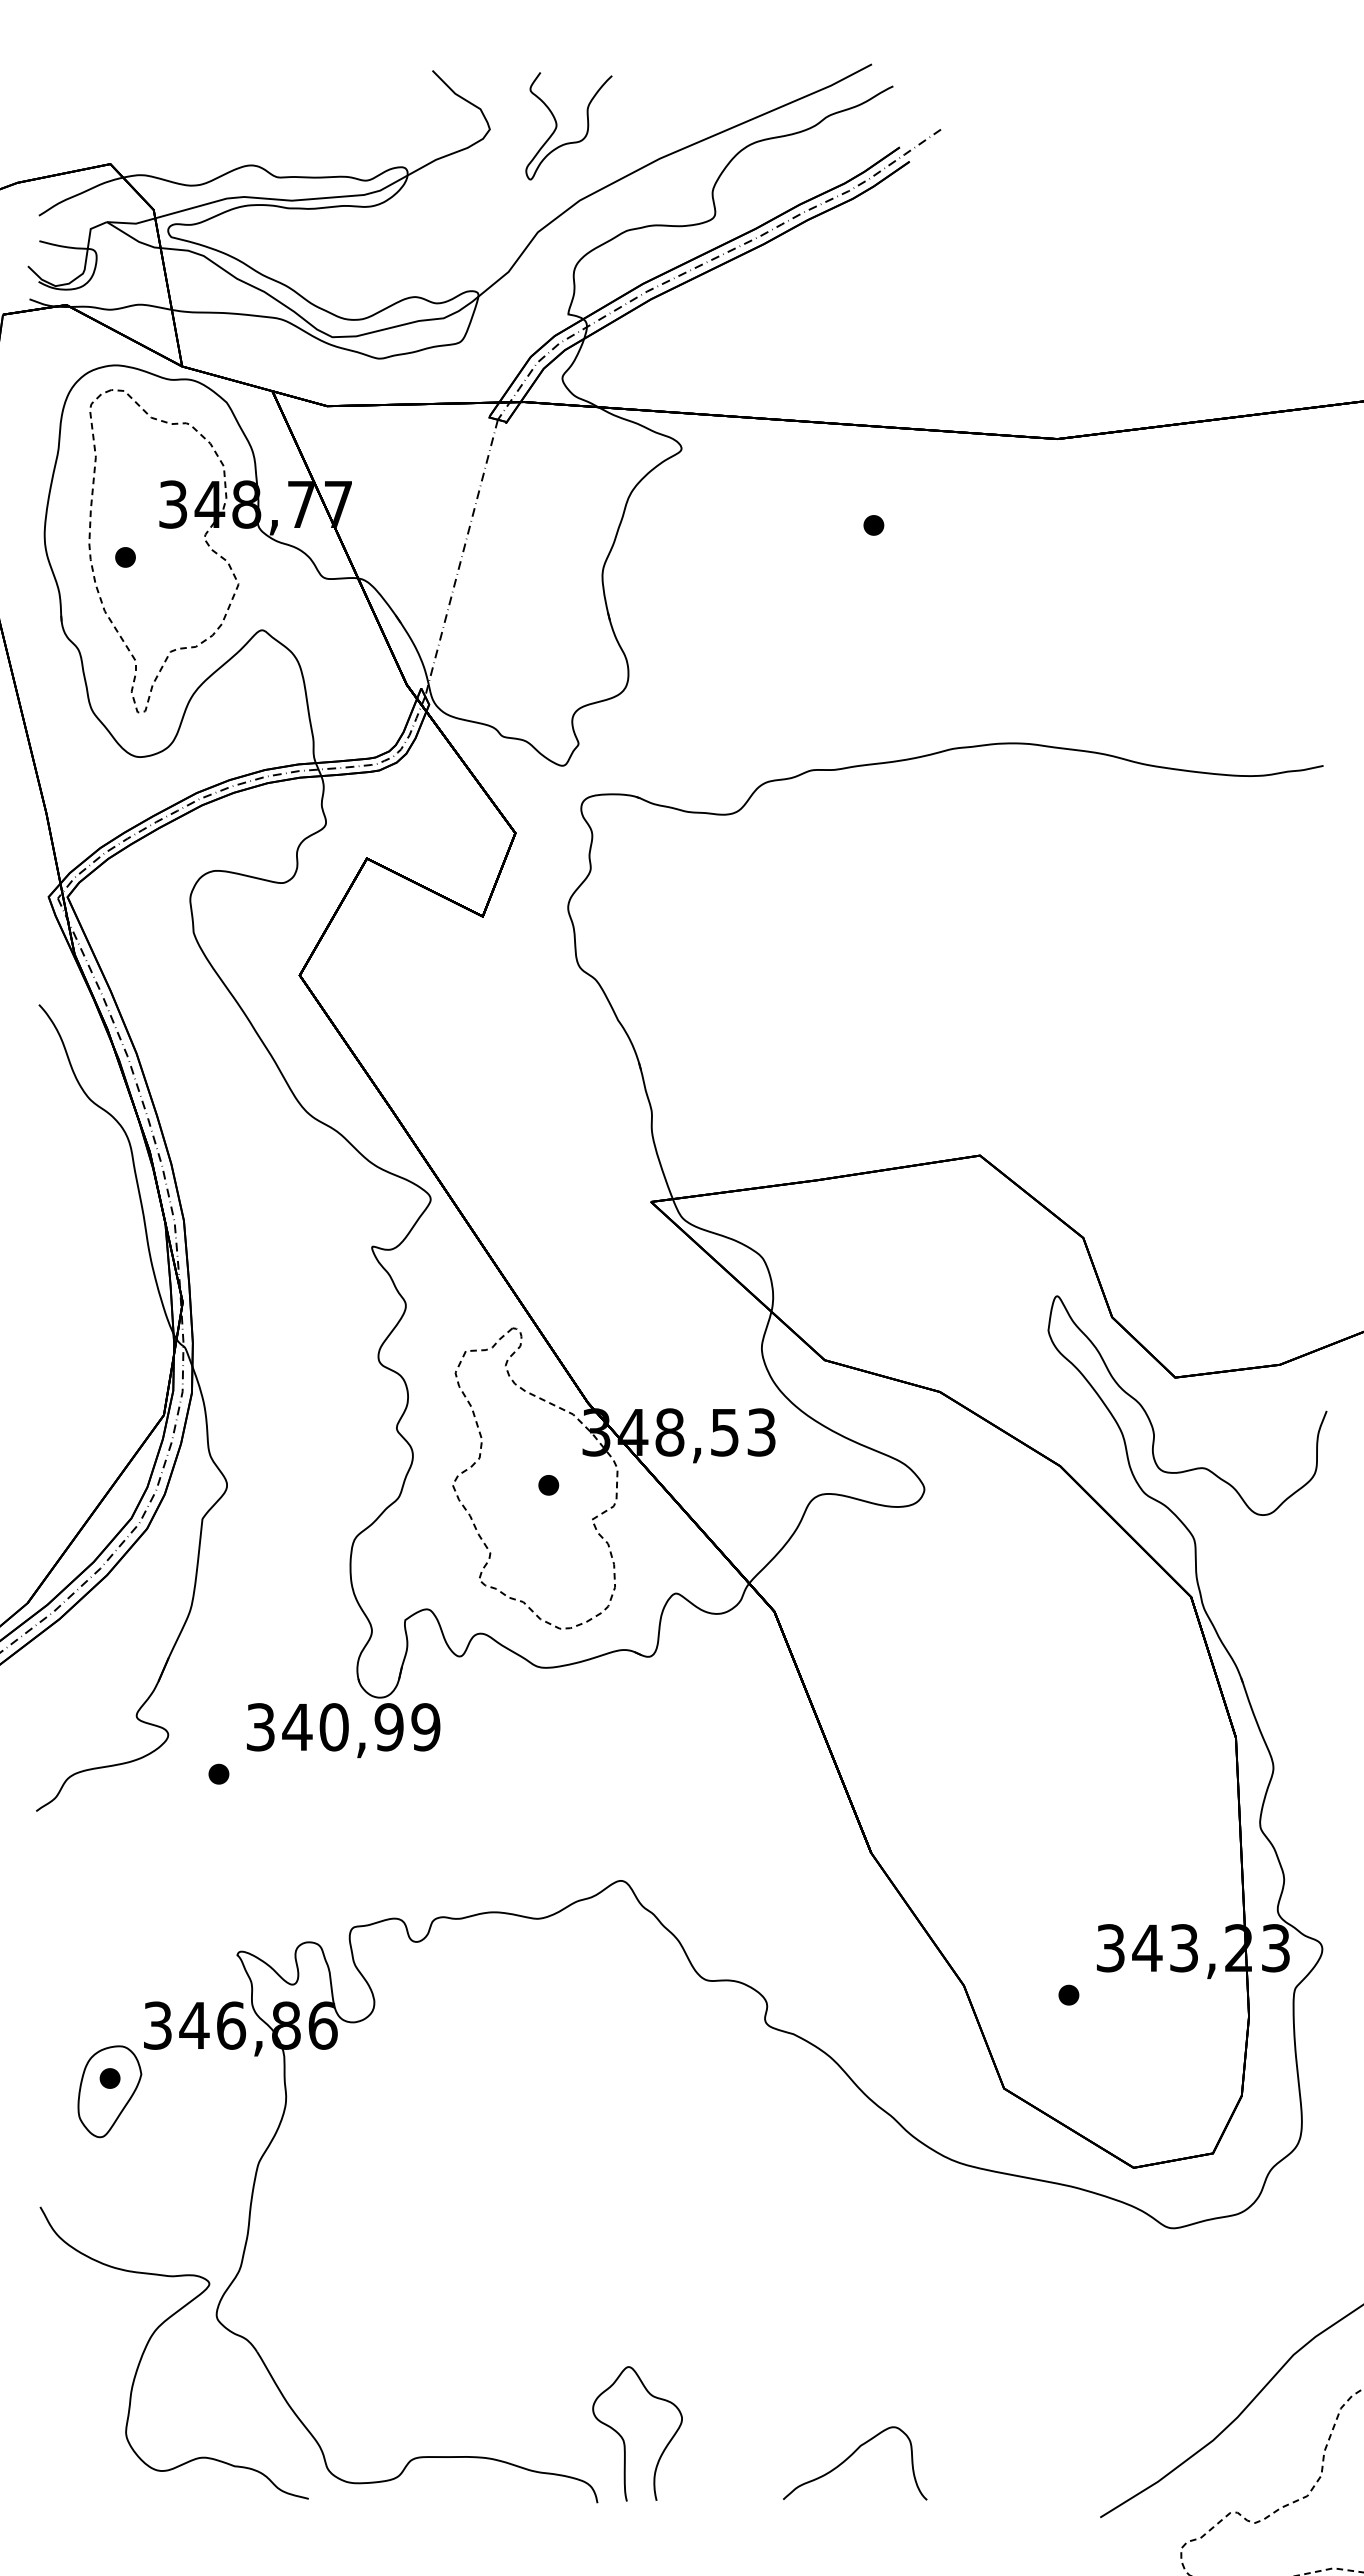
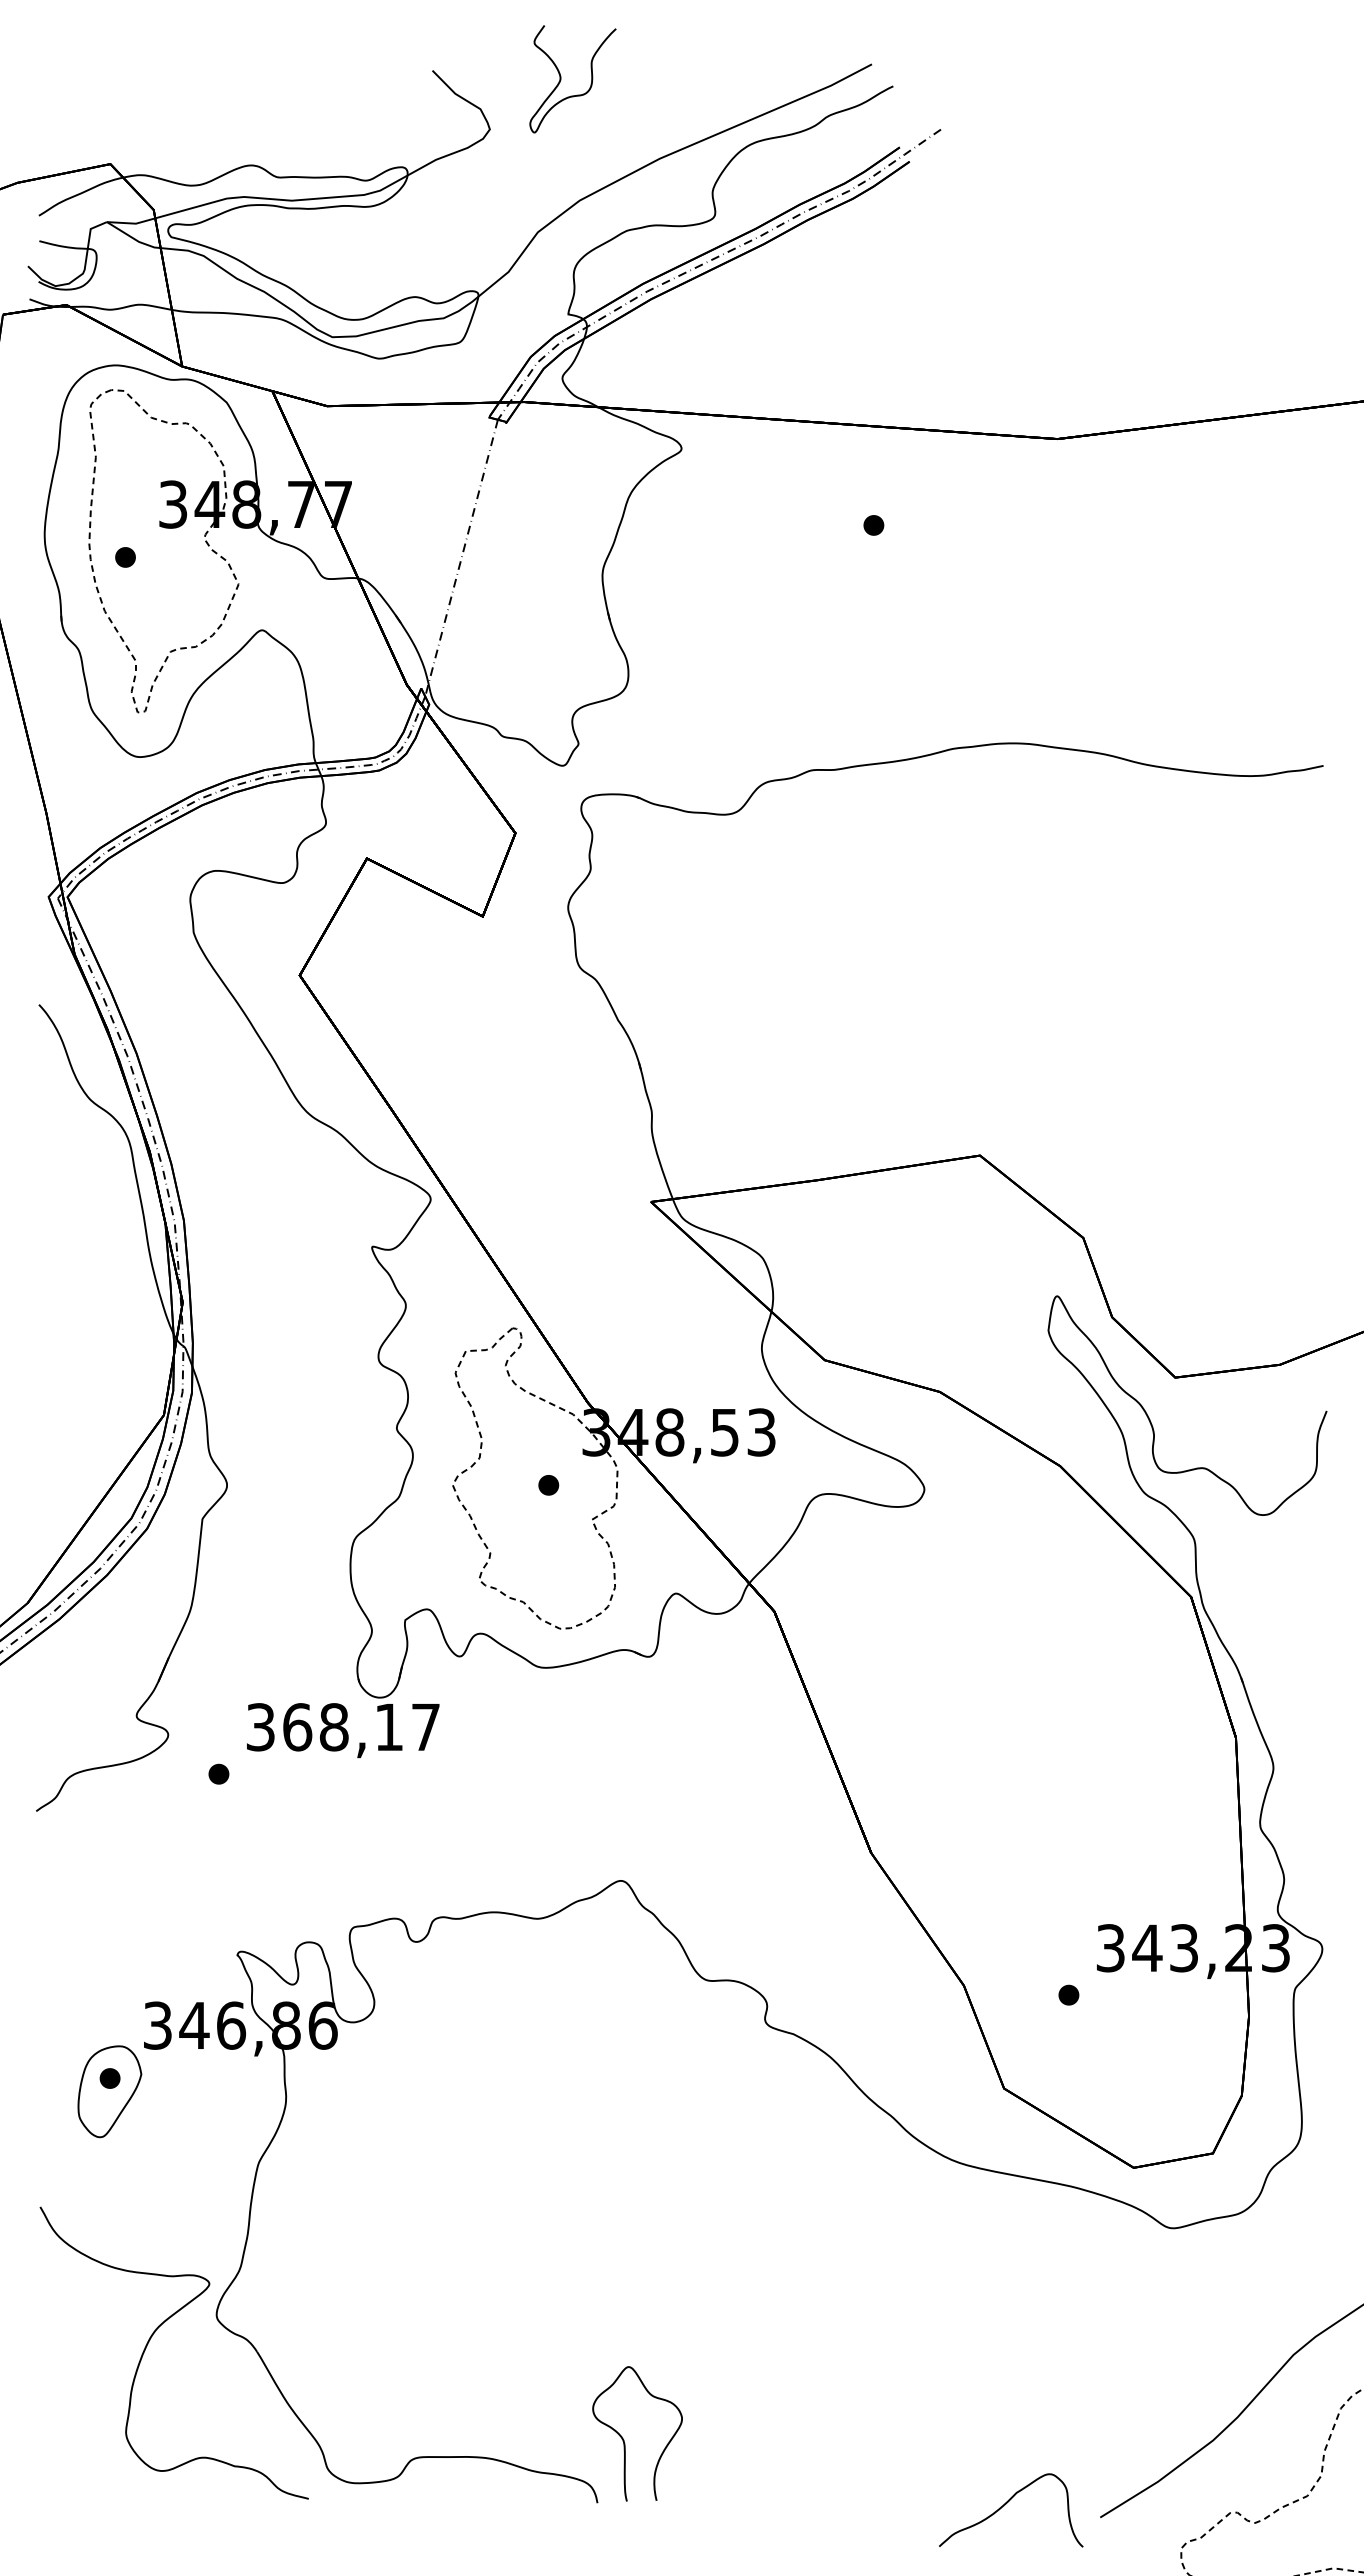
curve position: (557, 126) -> (561, 79) (561, 79)
text: 340,99 -> 368,17 (361, 1727)
curve position: (850, 2457) -> (1006, 2504) (1006, 2504)
